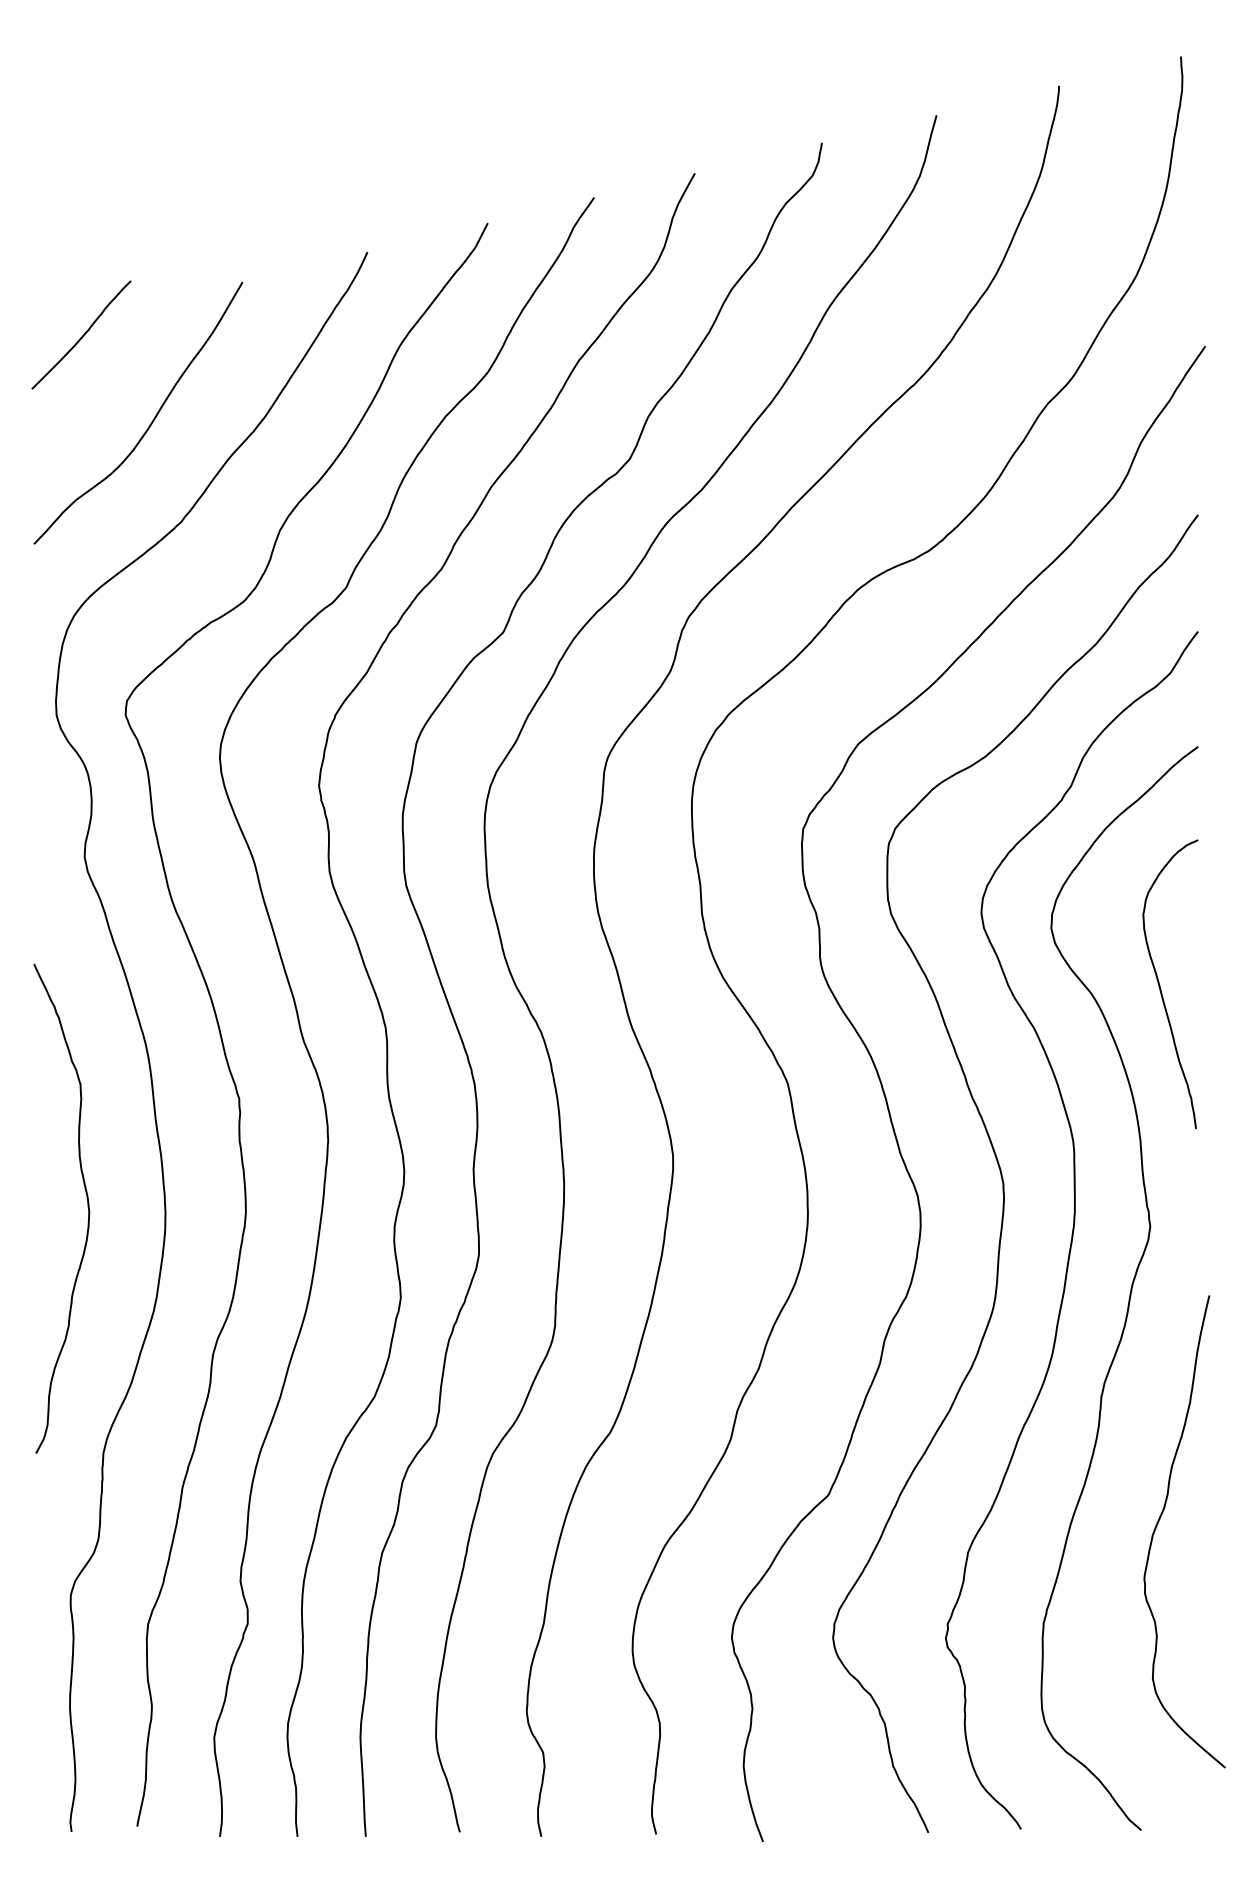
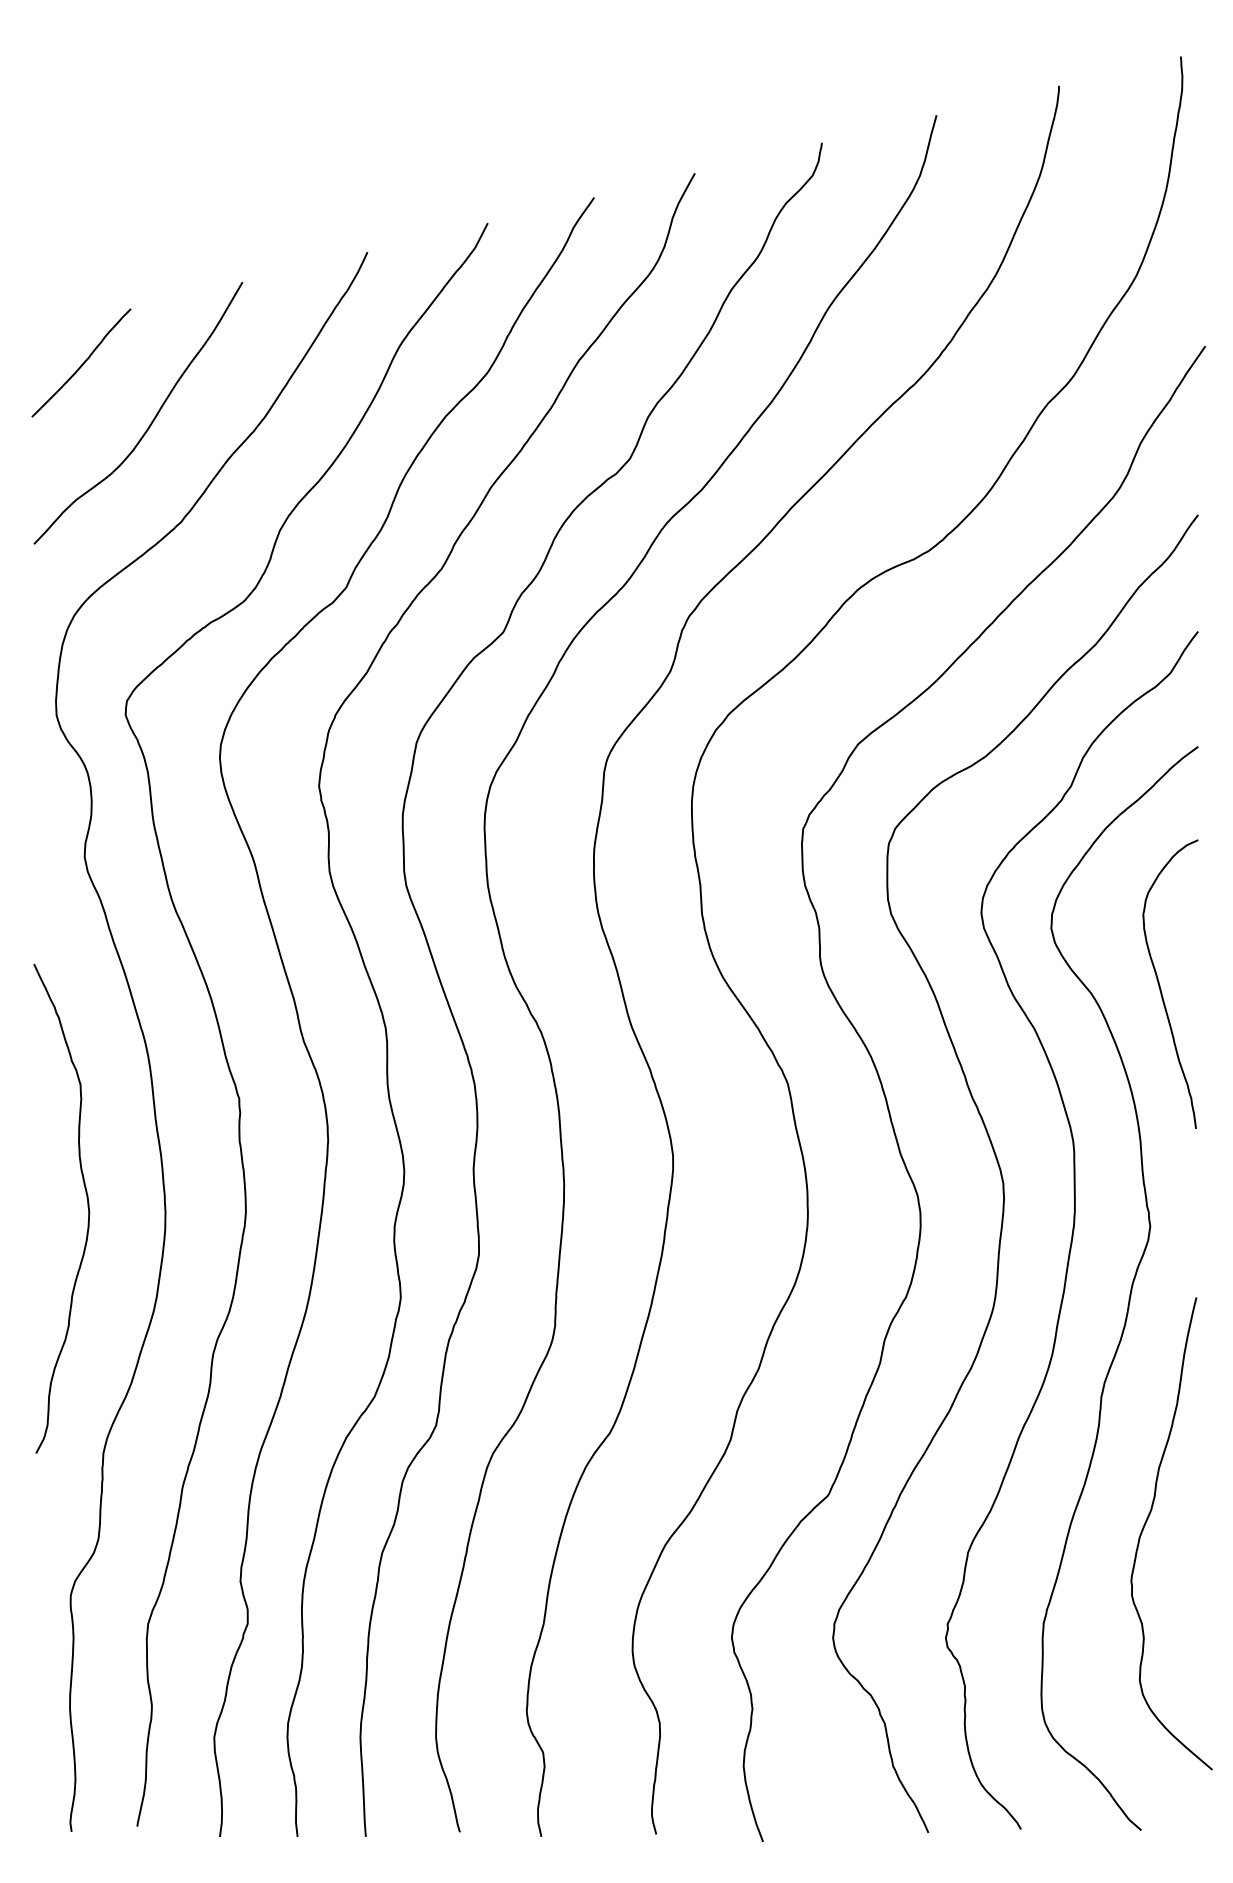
curve position: (82, 335) -> (82, 363) (82, 363)
curve position: (1160, 1519) -> (1147, 1521) (1147, 1521)
